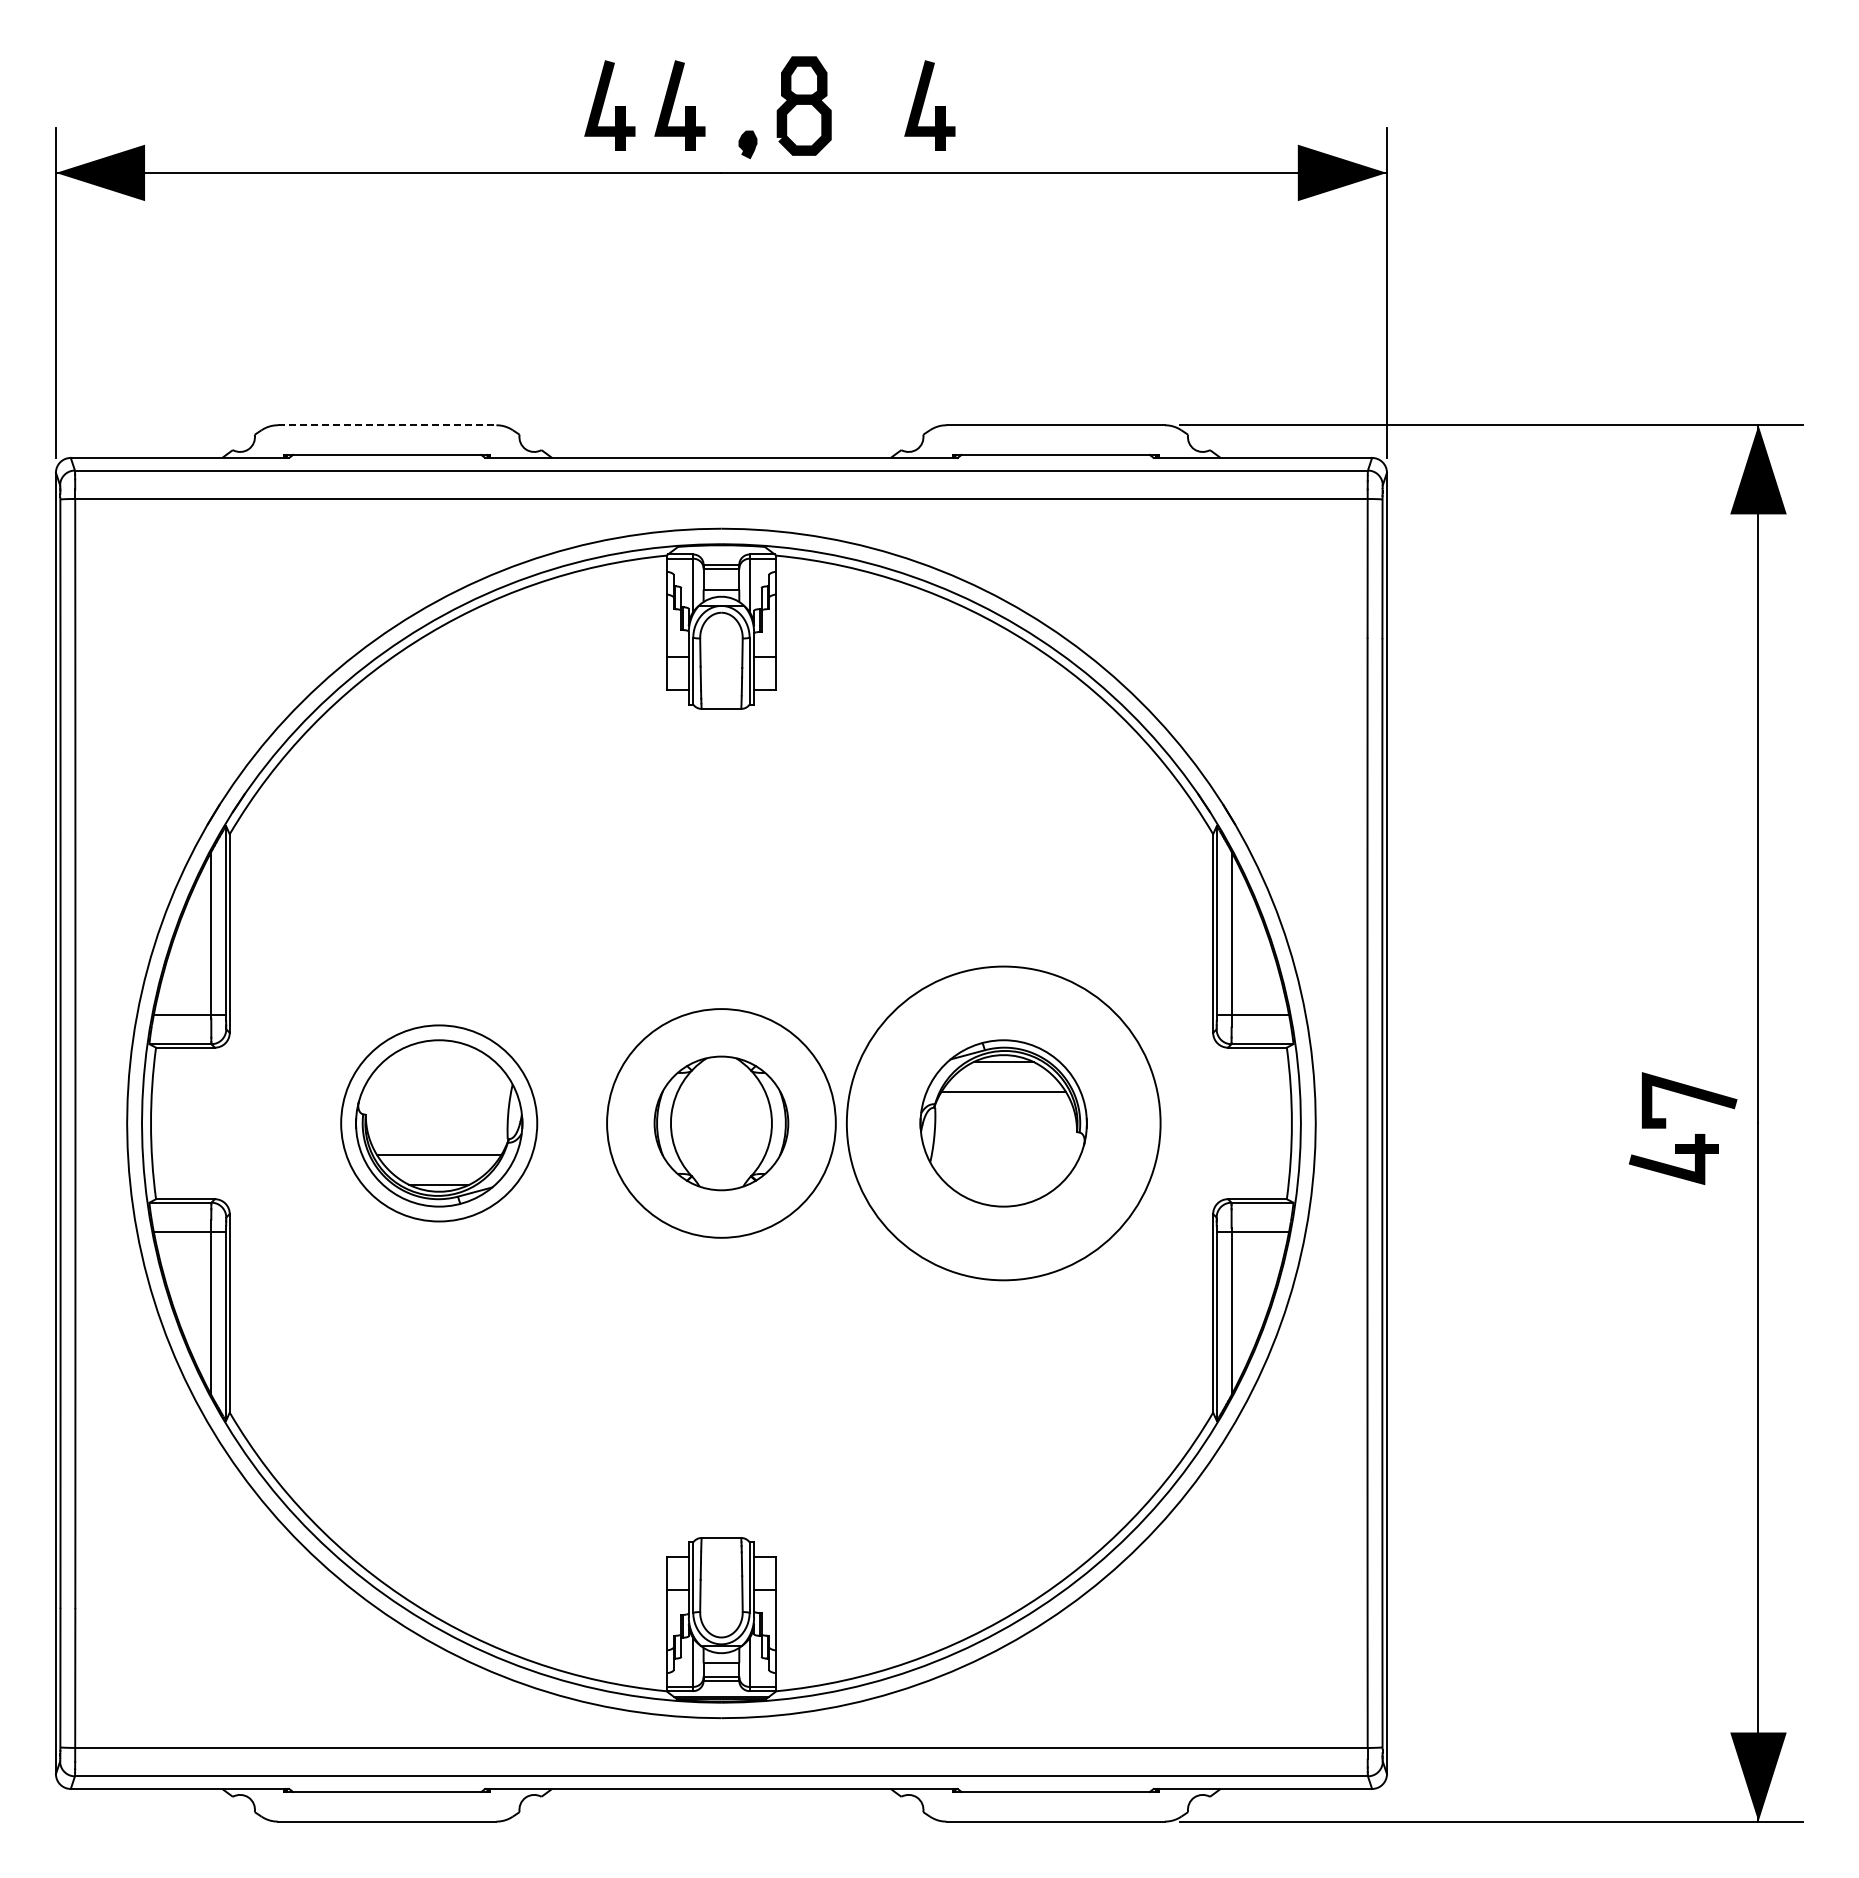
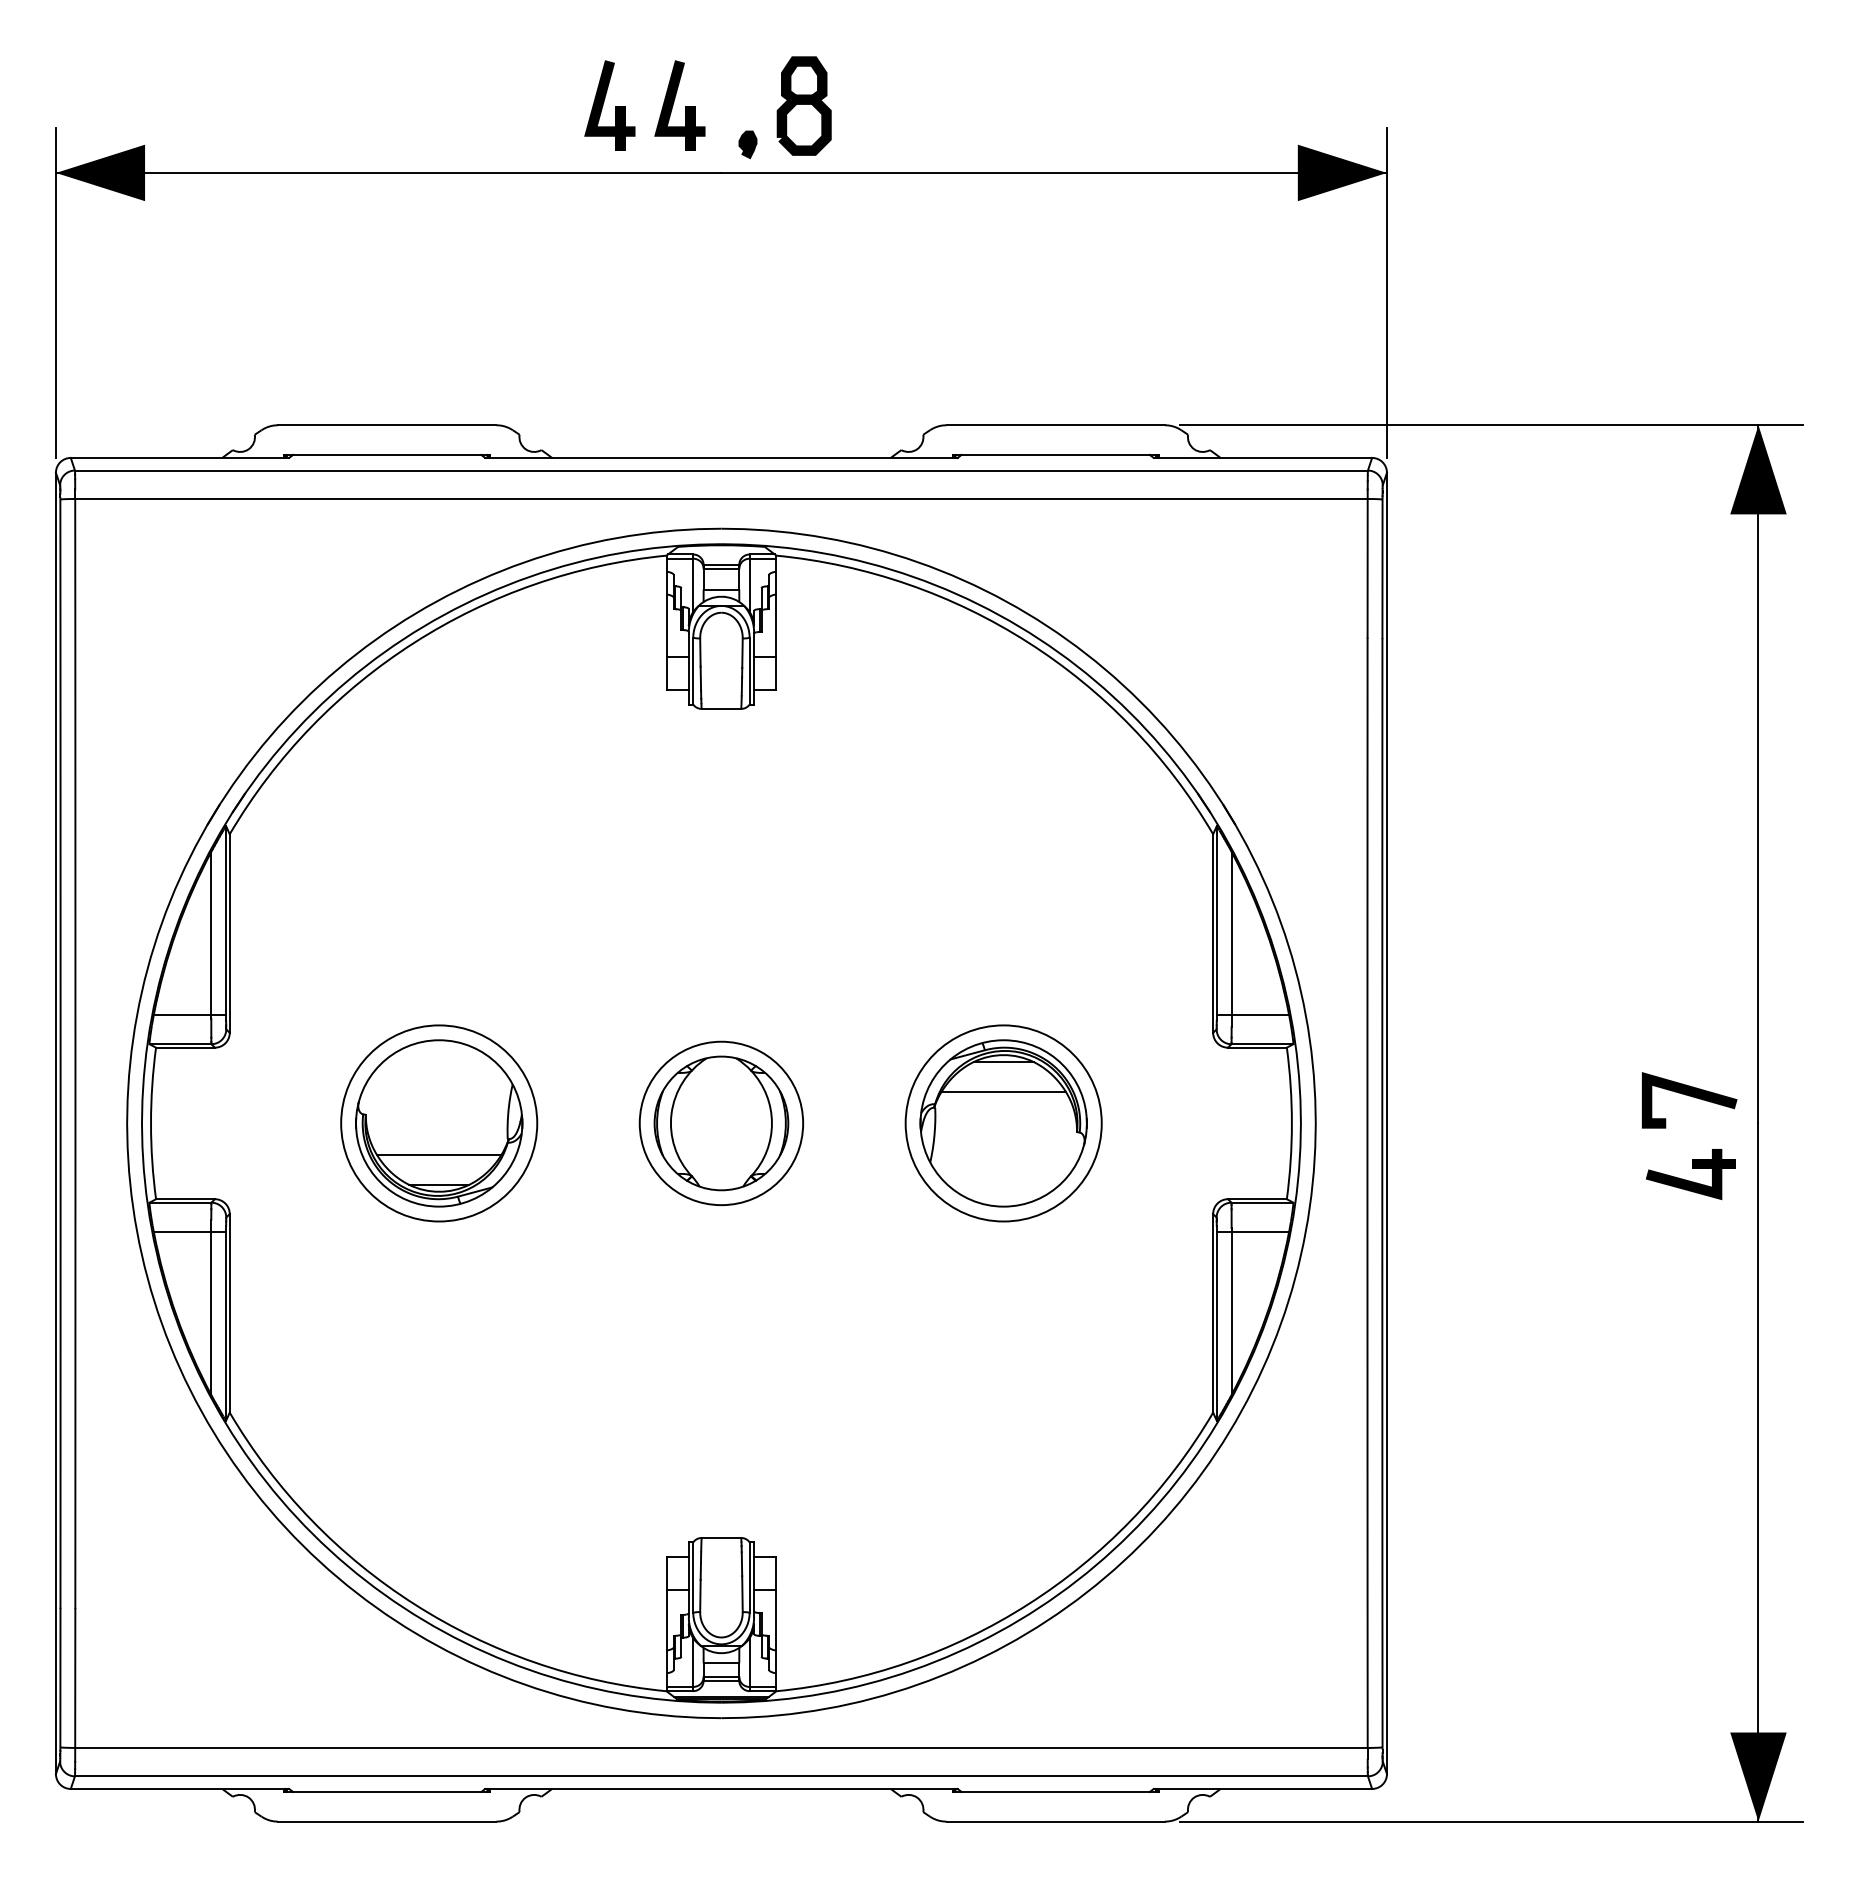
part: present -> none (929, 105)
line: dashed -> solid (387, 425)
circle diameter: 229 px -> 163 px (721, 1123)
circle diameter: 314 px -> 196 px (1003, 1123)
part position: (1673, 1159) -> (1690, 1174) (1690, 1174)
